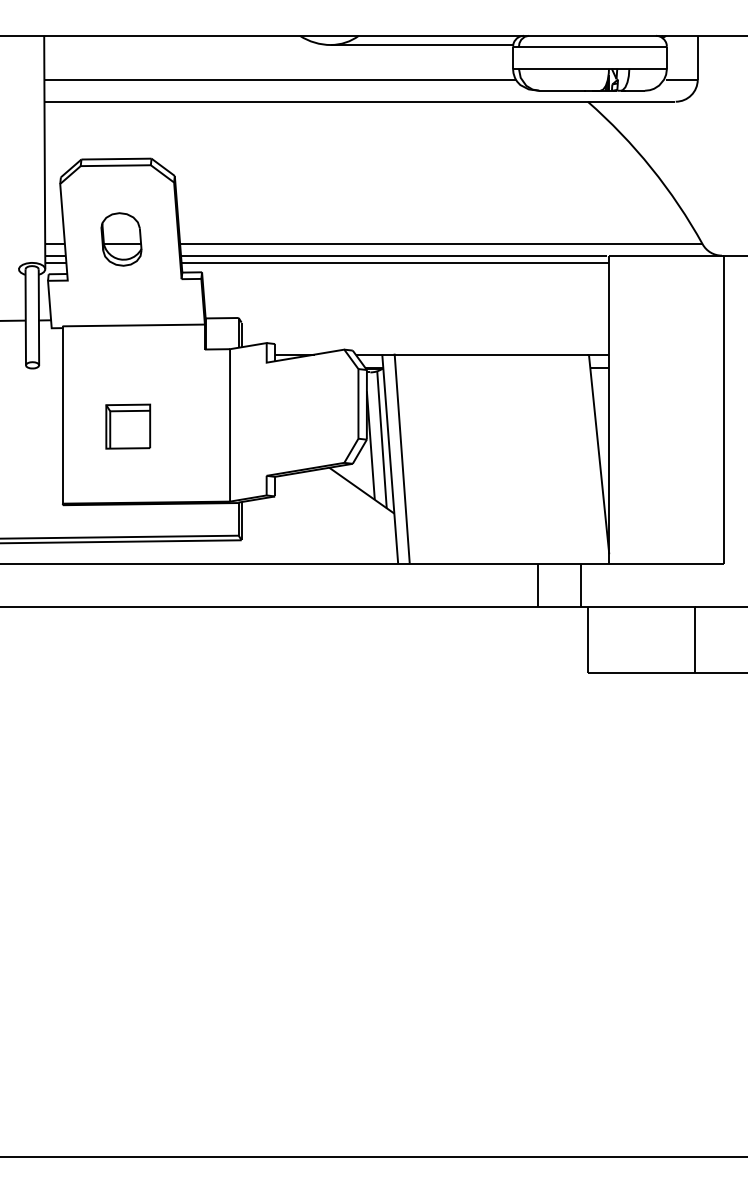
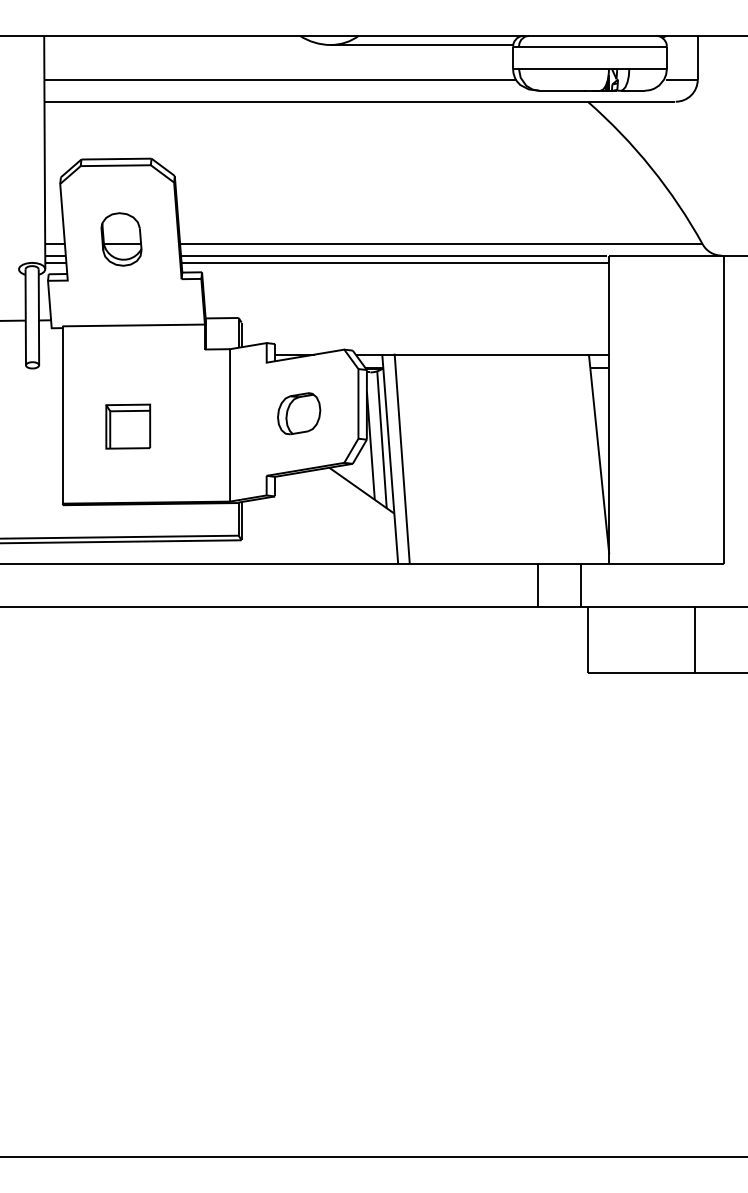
part: none -> present (299, 413)
